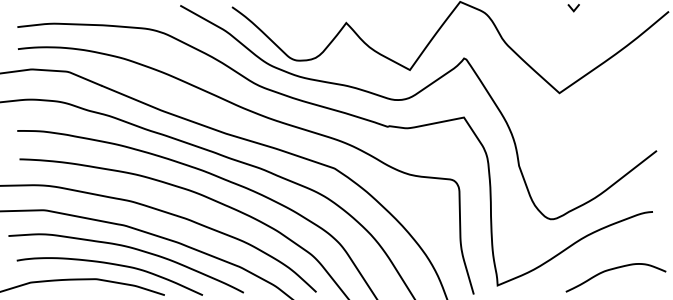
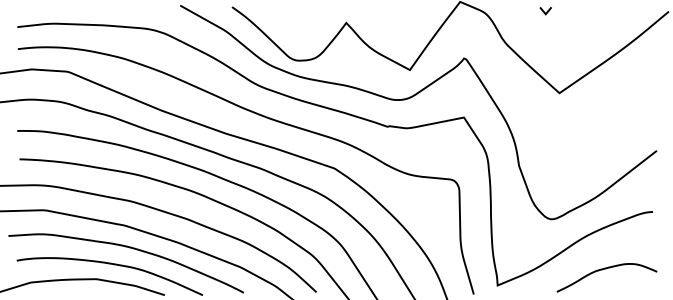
line position: (572, 8) -> (544, 11) (544, 11)
curve position: (615, 269) -> (606, 269) (606, 269)
